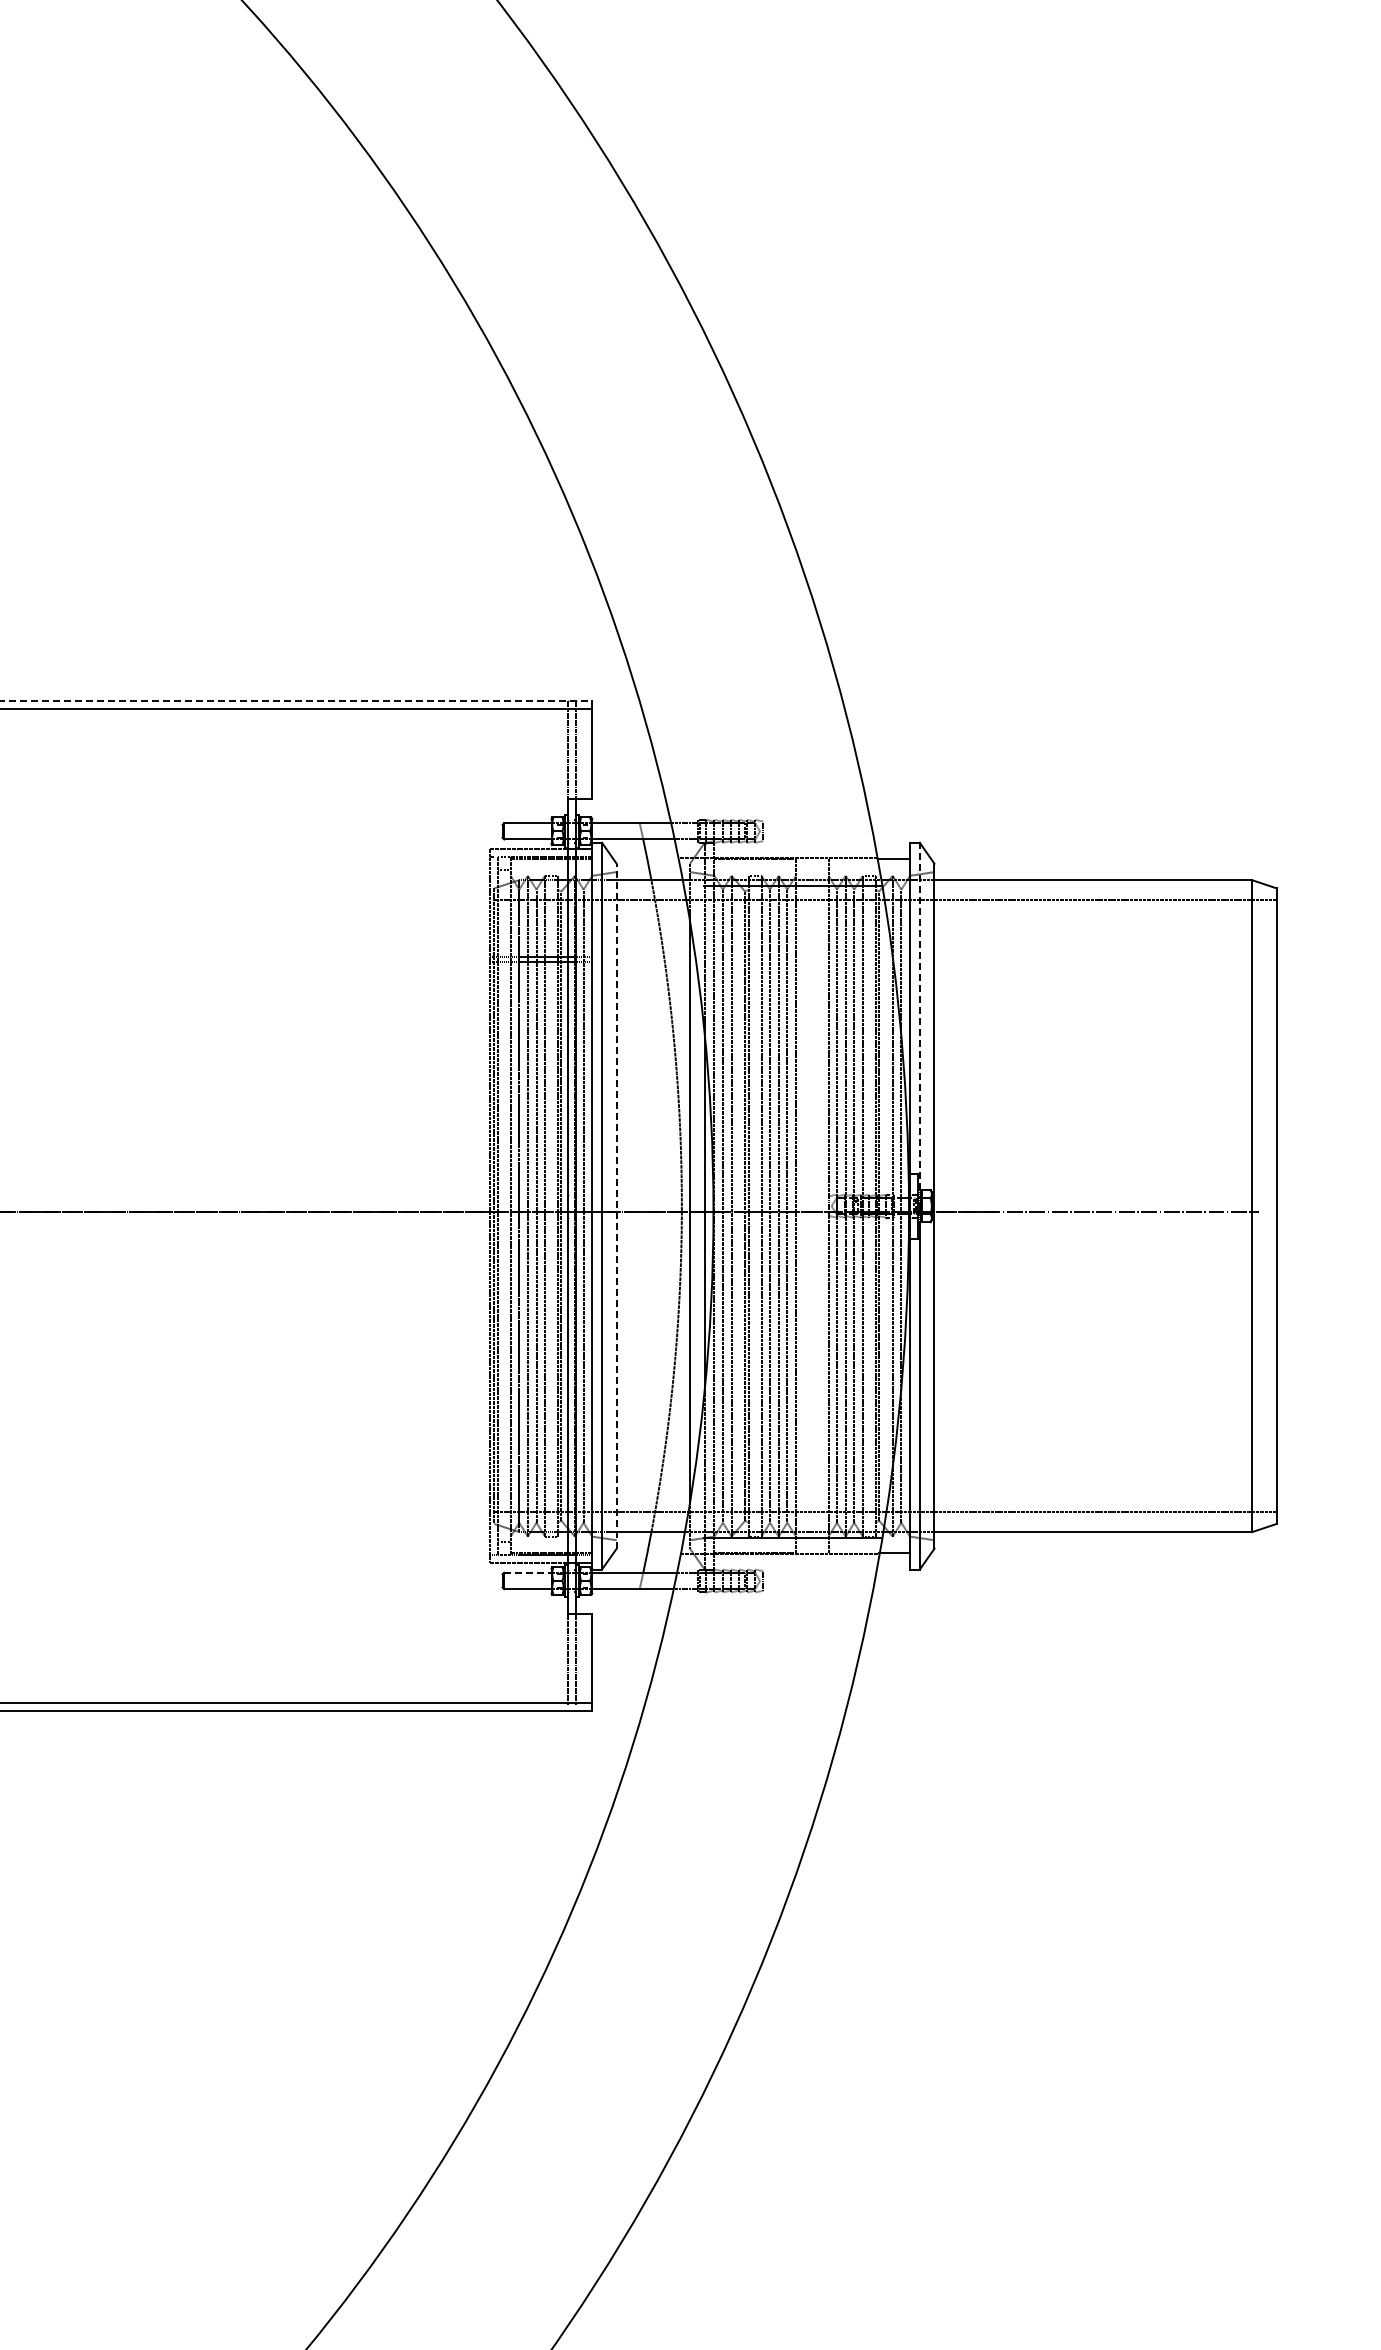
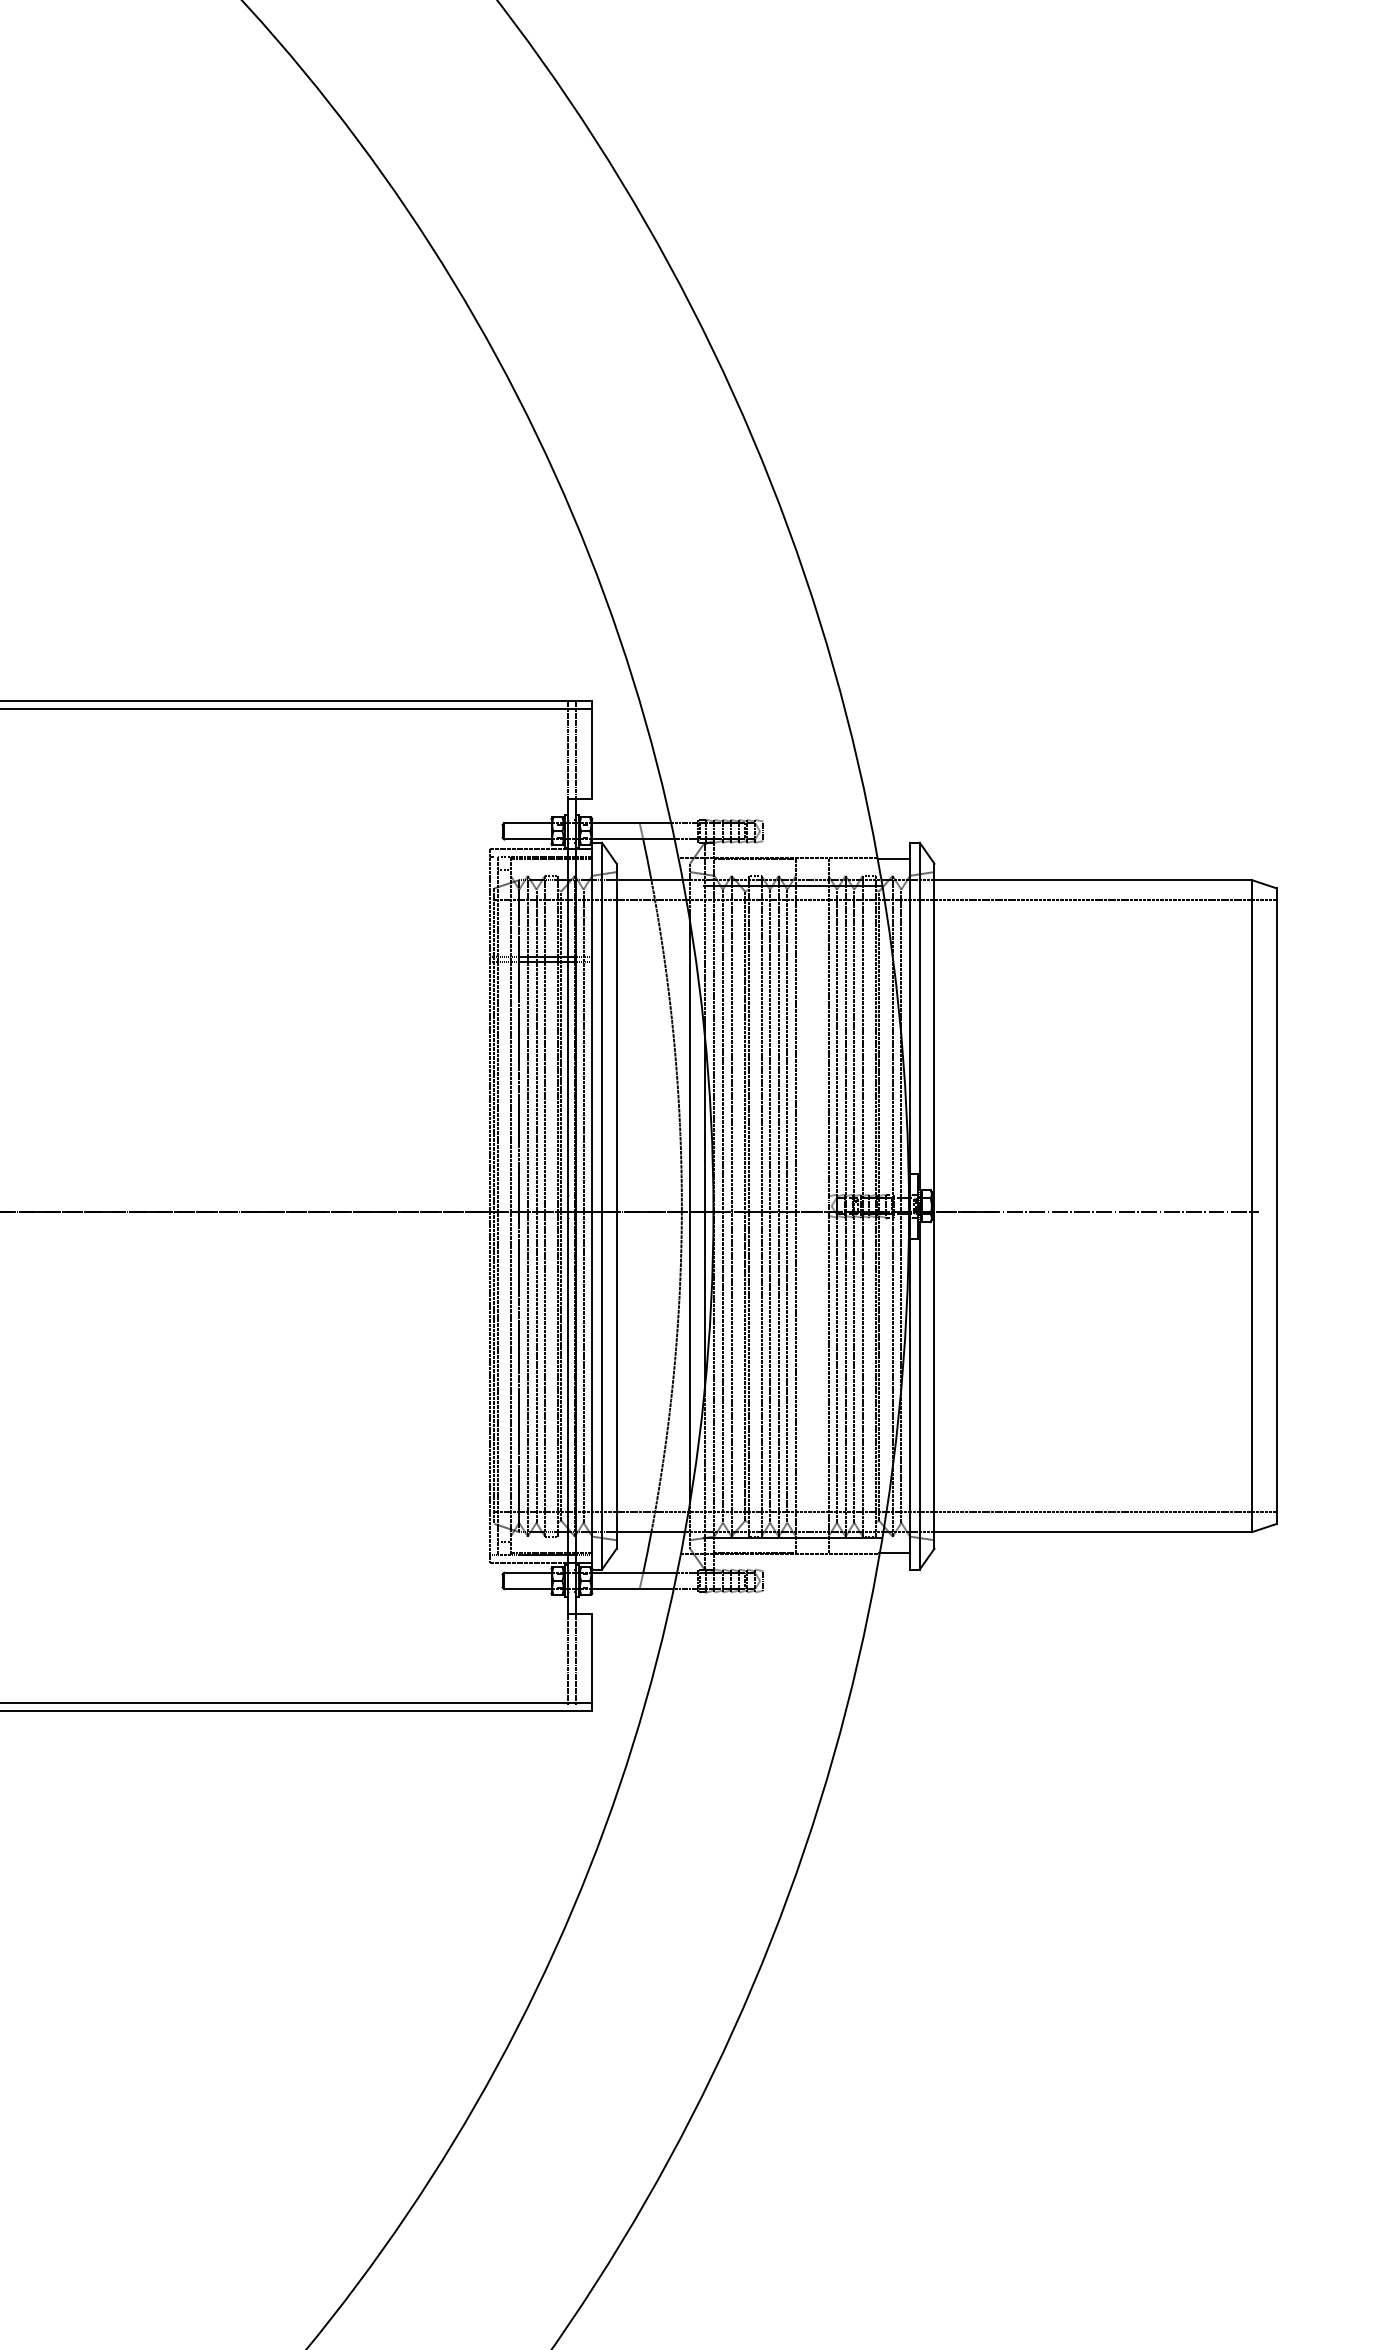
line: dashed -> solid (296, 700)
line: dashed -> solid (919, 1016)
line: dashed -> solid (616, 1205)
line: dashed -> solid (527, 1572)
